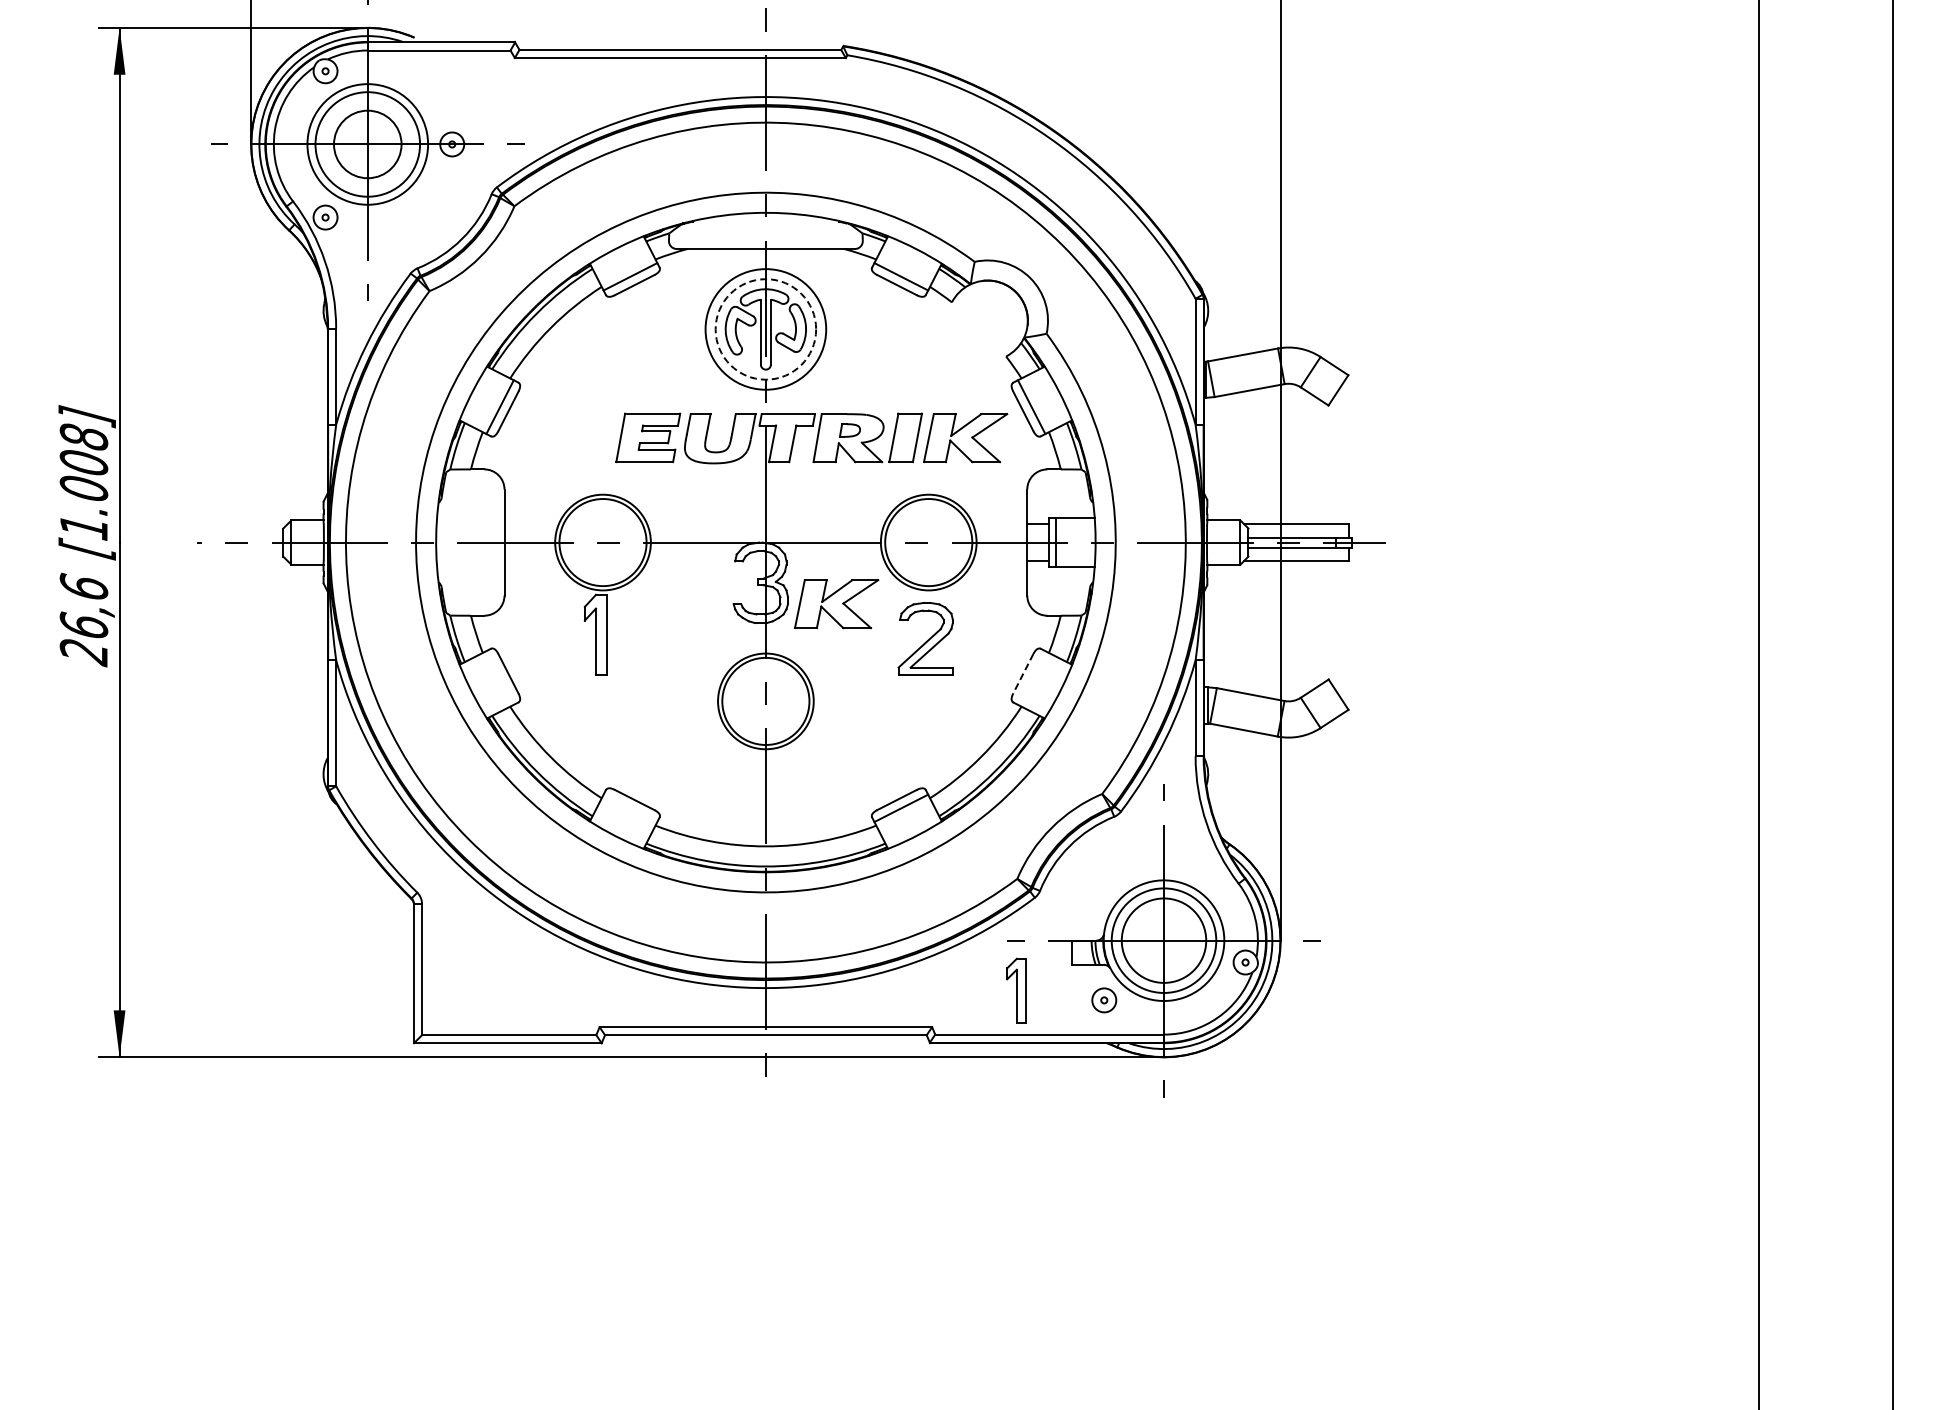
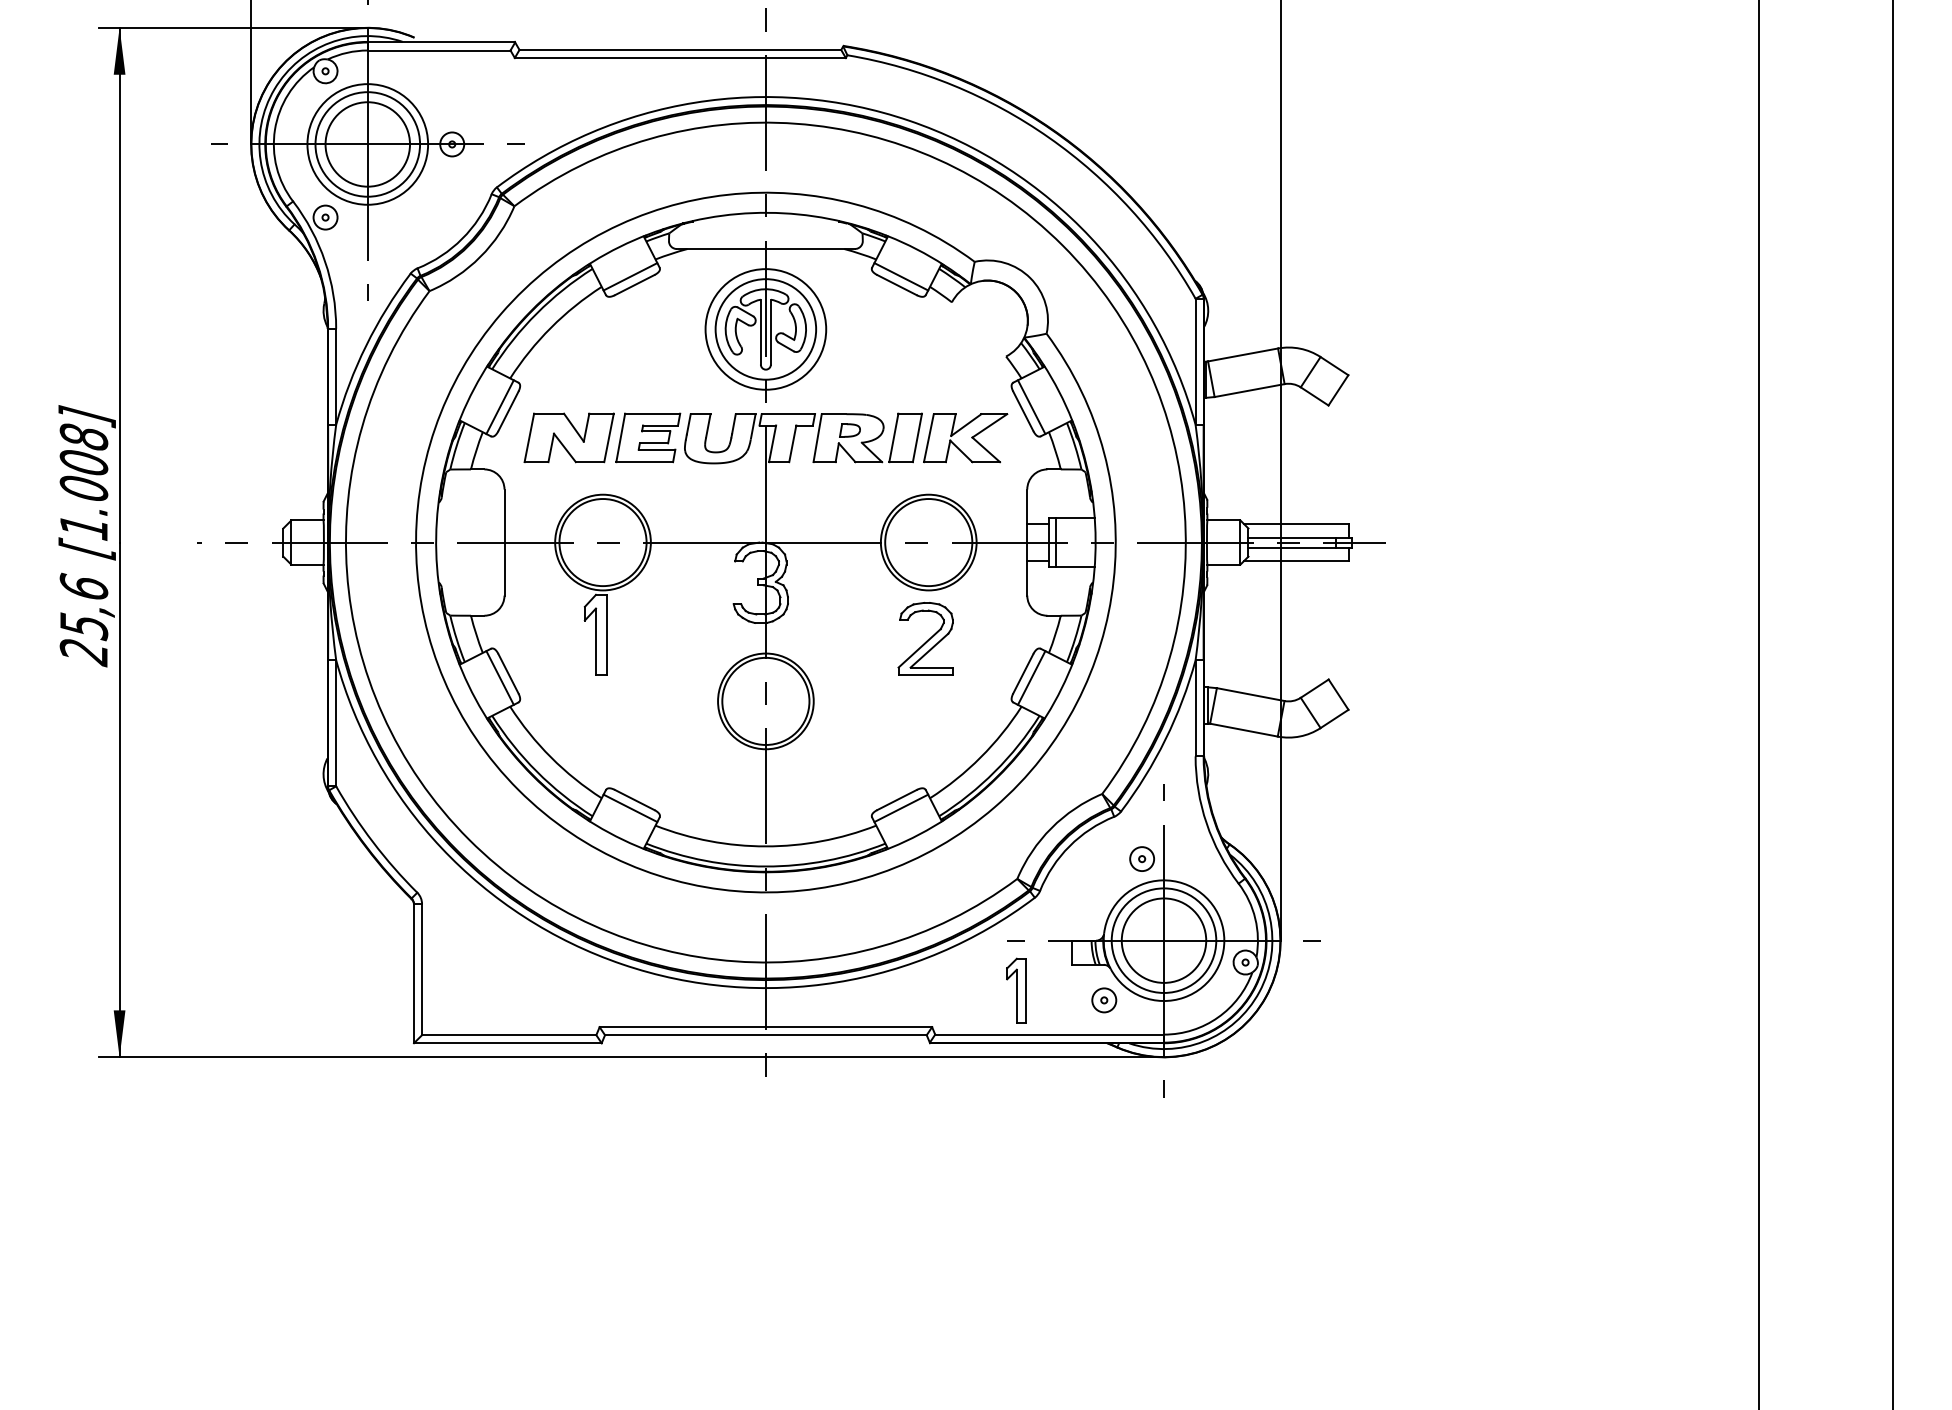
circle diameter: 68 px -> 84 px (367, 144)
circle: dashed -> solid (765, 329)
part: none -> present (568, 437)
part: present -> none (836, 604)
text: 26,6 -> 25,6 (83, 626)
line: dashed -> solid (1023, 674)
line: none -> present (499, 677)
line: none -> present (1031, 677)
line: none -> present (630, 808)
part: none -> present (1141, 858)
